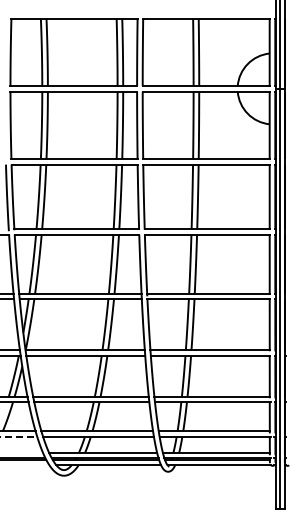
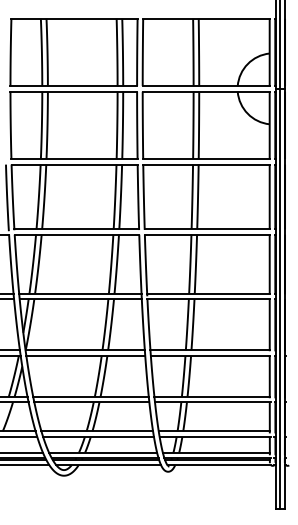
line: dashed -> solid (19, 436)
line: none -> present (22, 452)
line: none -> present (25, 465)
